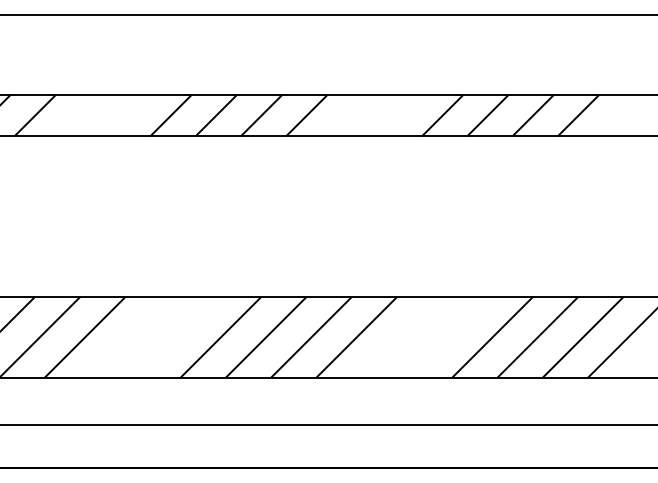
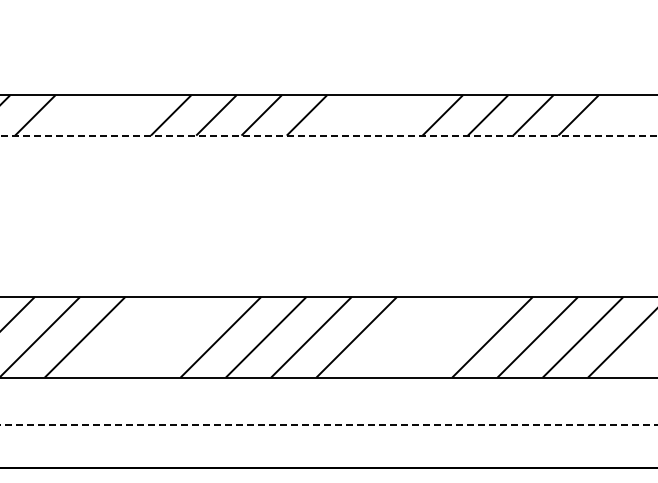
line: present -> none (328, 14)
line: solid -> dashed (328, 135)
line: solid -> dashed (328, 424)
